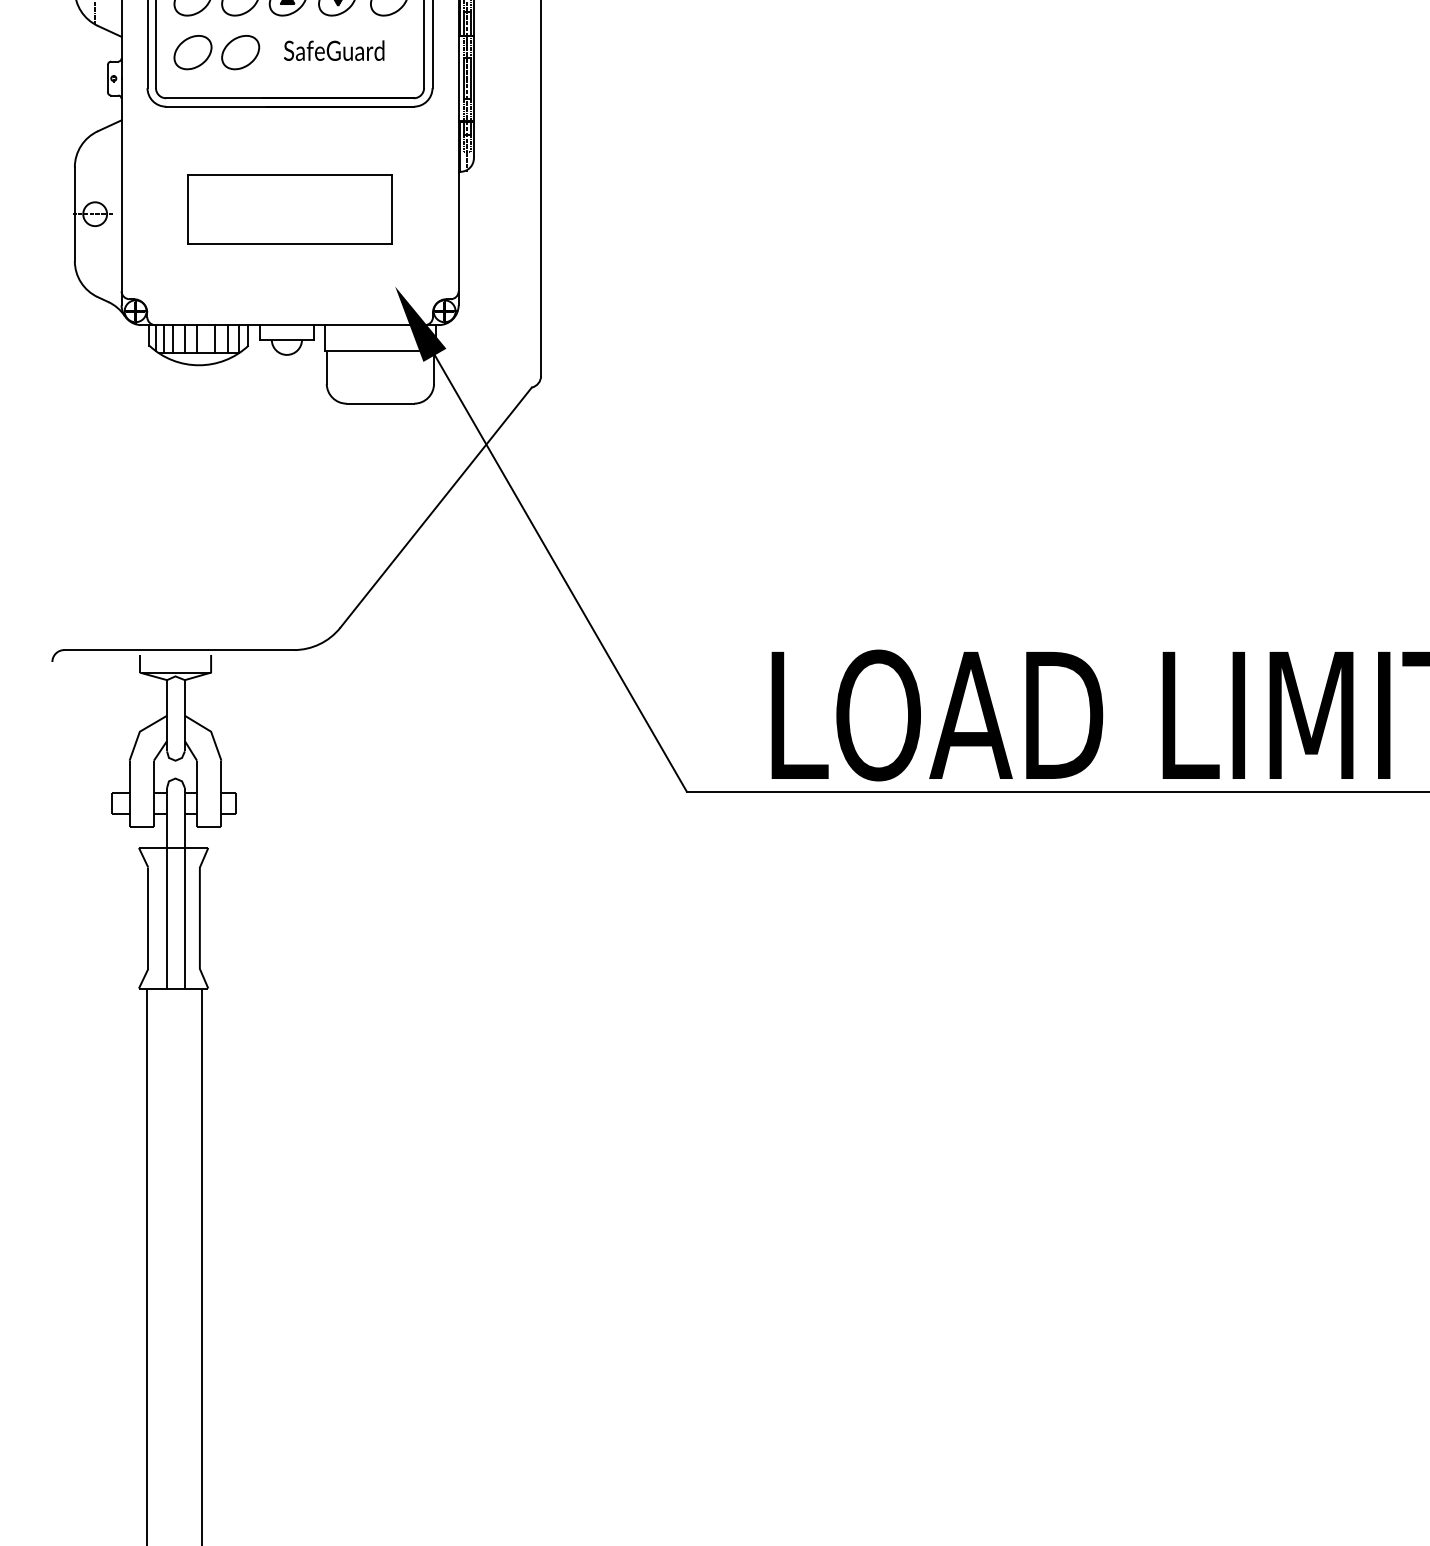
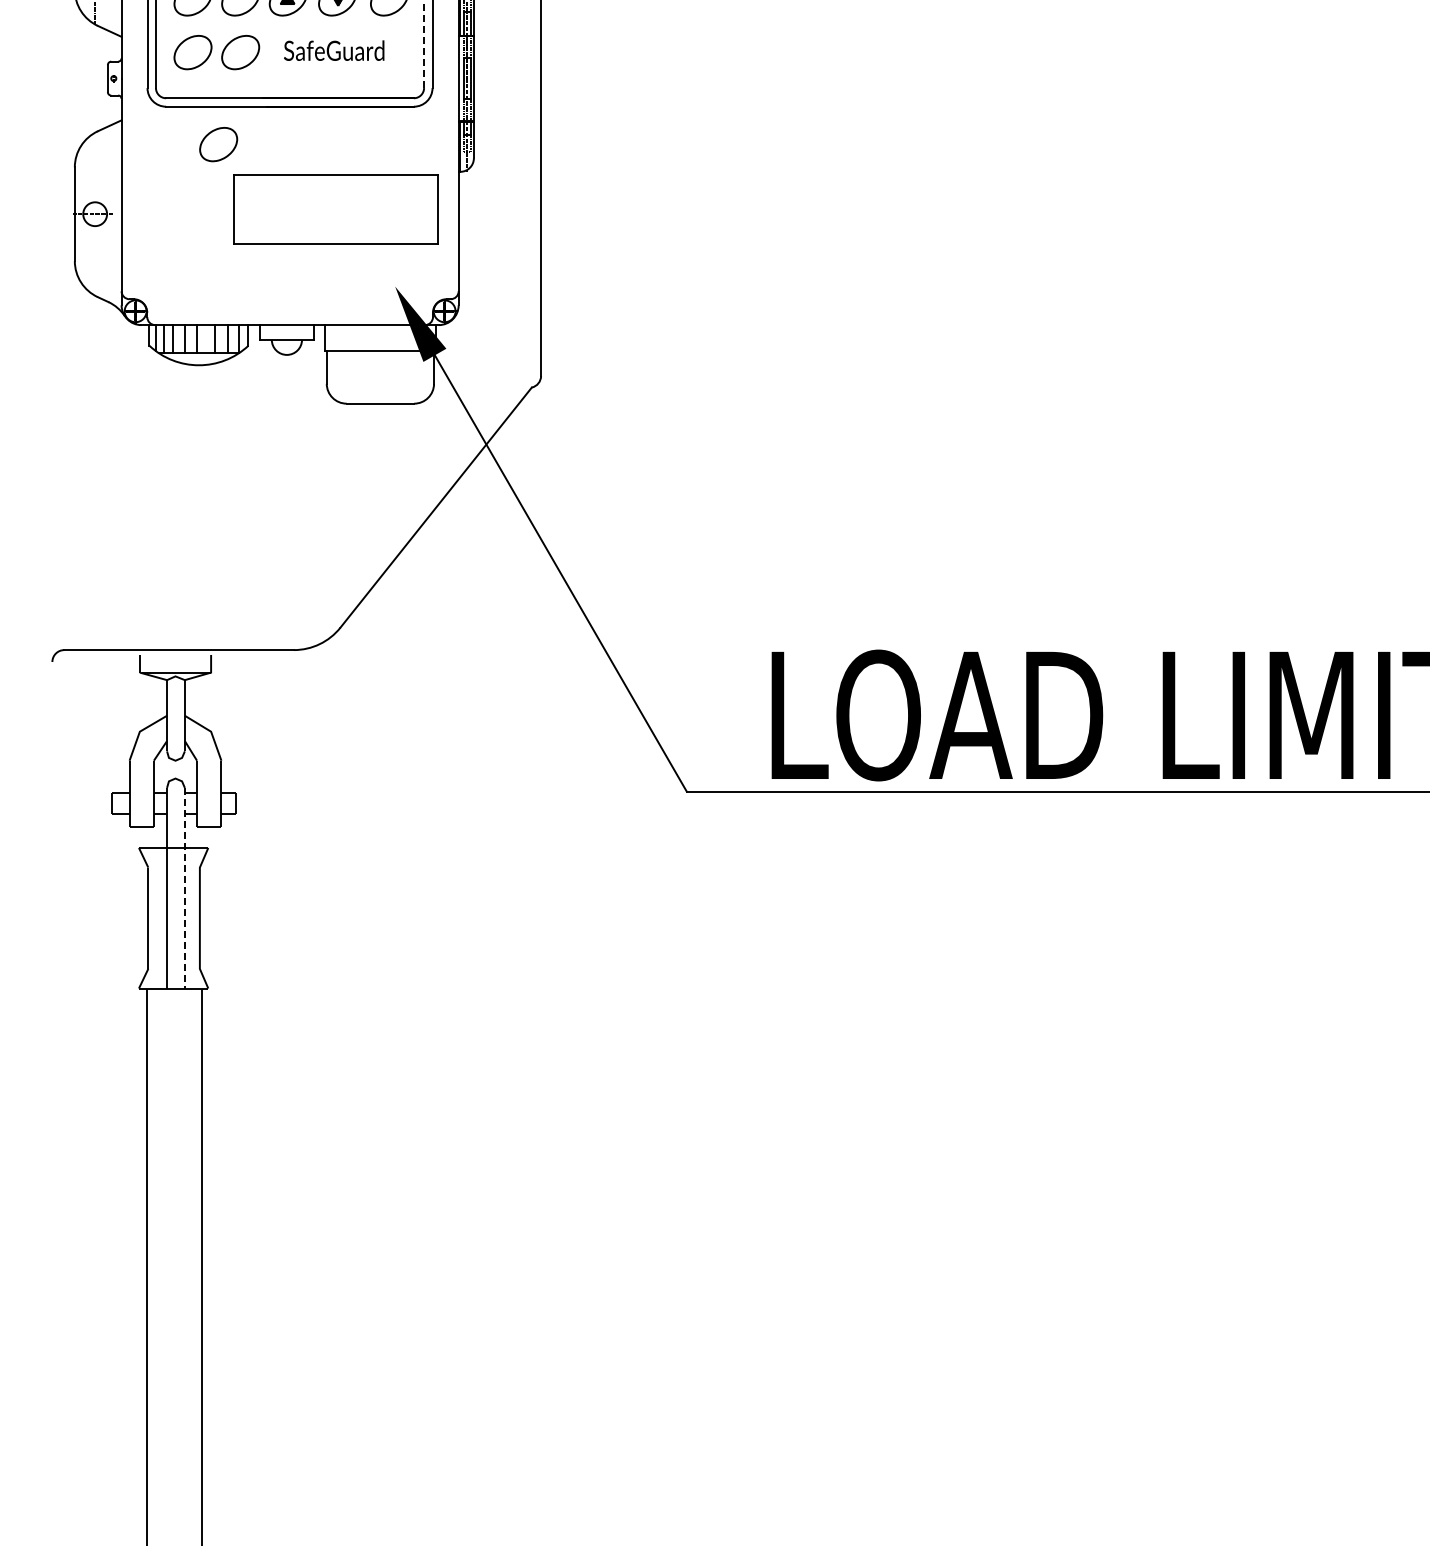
line: solid -> dashed (424, 44)
part: none -> present (218, 144)
part position: (289, 209) -> (335, 209) (335, 209)
line: solid -> dashed (184, 888)
